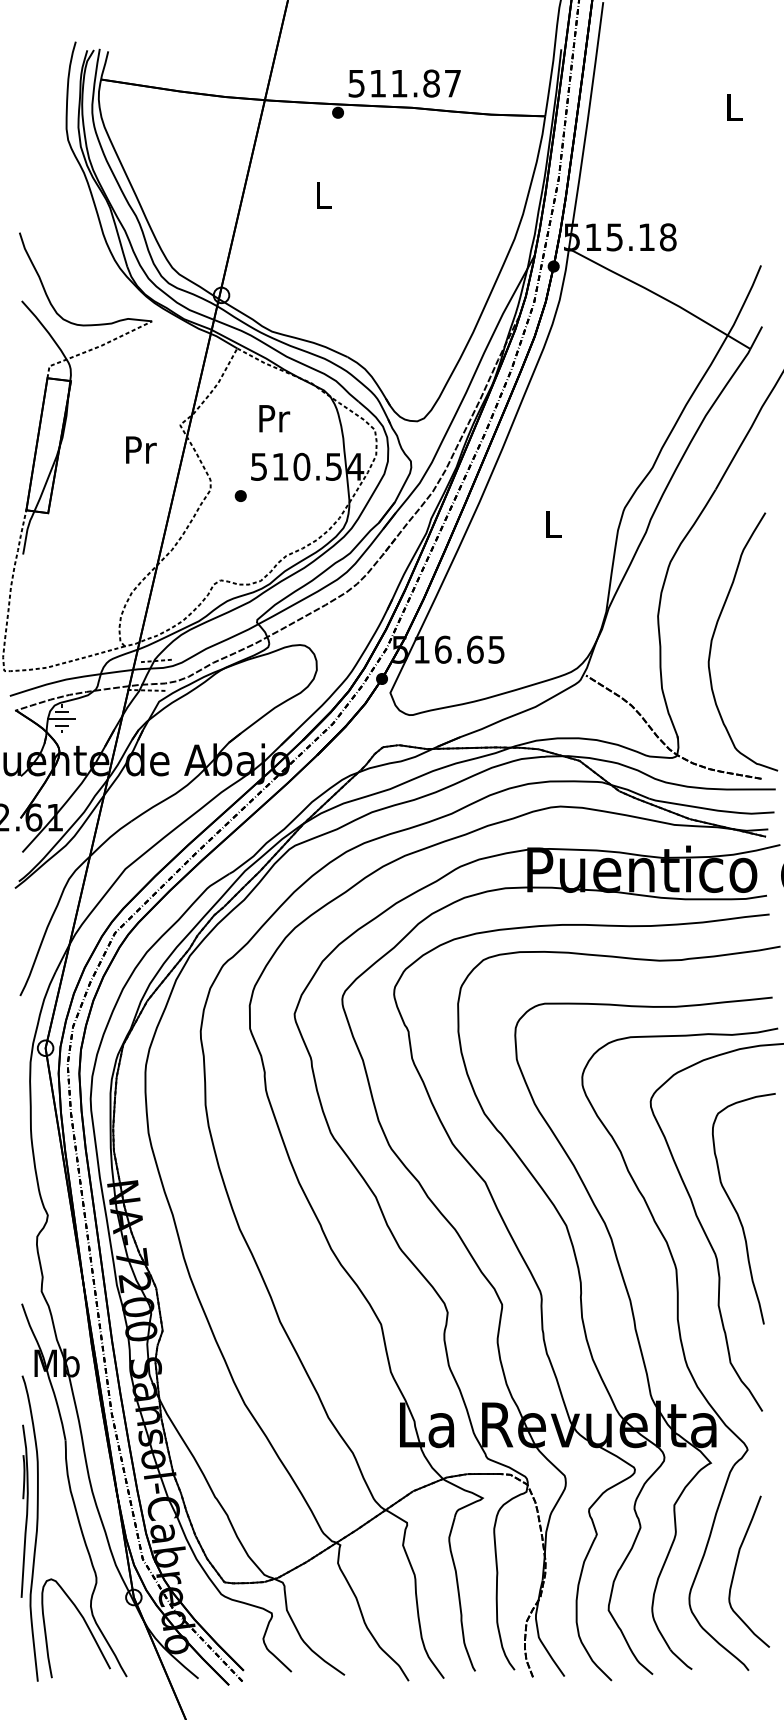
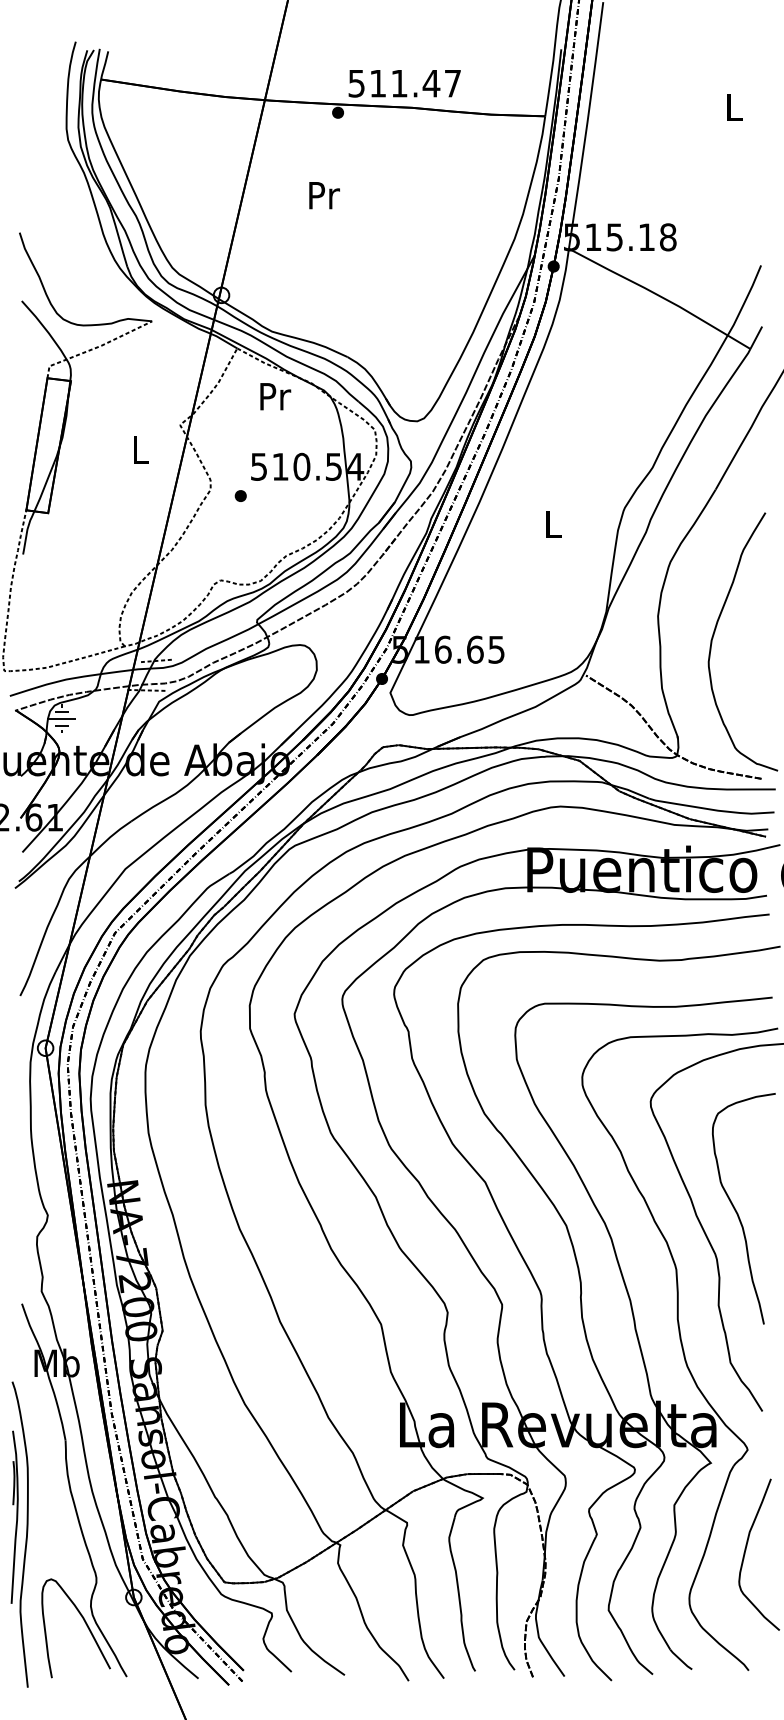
text: 511.87 -> 511.47 (431, 83)
text: L -> Pr (324, 195)
text position: (274, 418) -> (275, 396) (275, 396)
text: Pr -> L (141, 449)
part position: (29, 1528) -> (19, 1534) (19, 1534)
curve position: (736, 1567) -> (746, 1550) (746, 1550)
